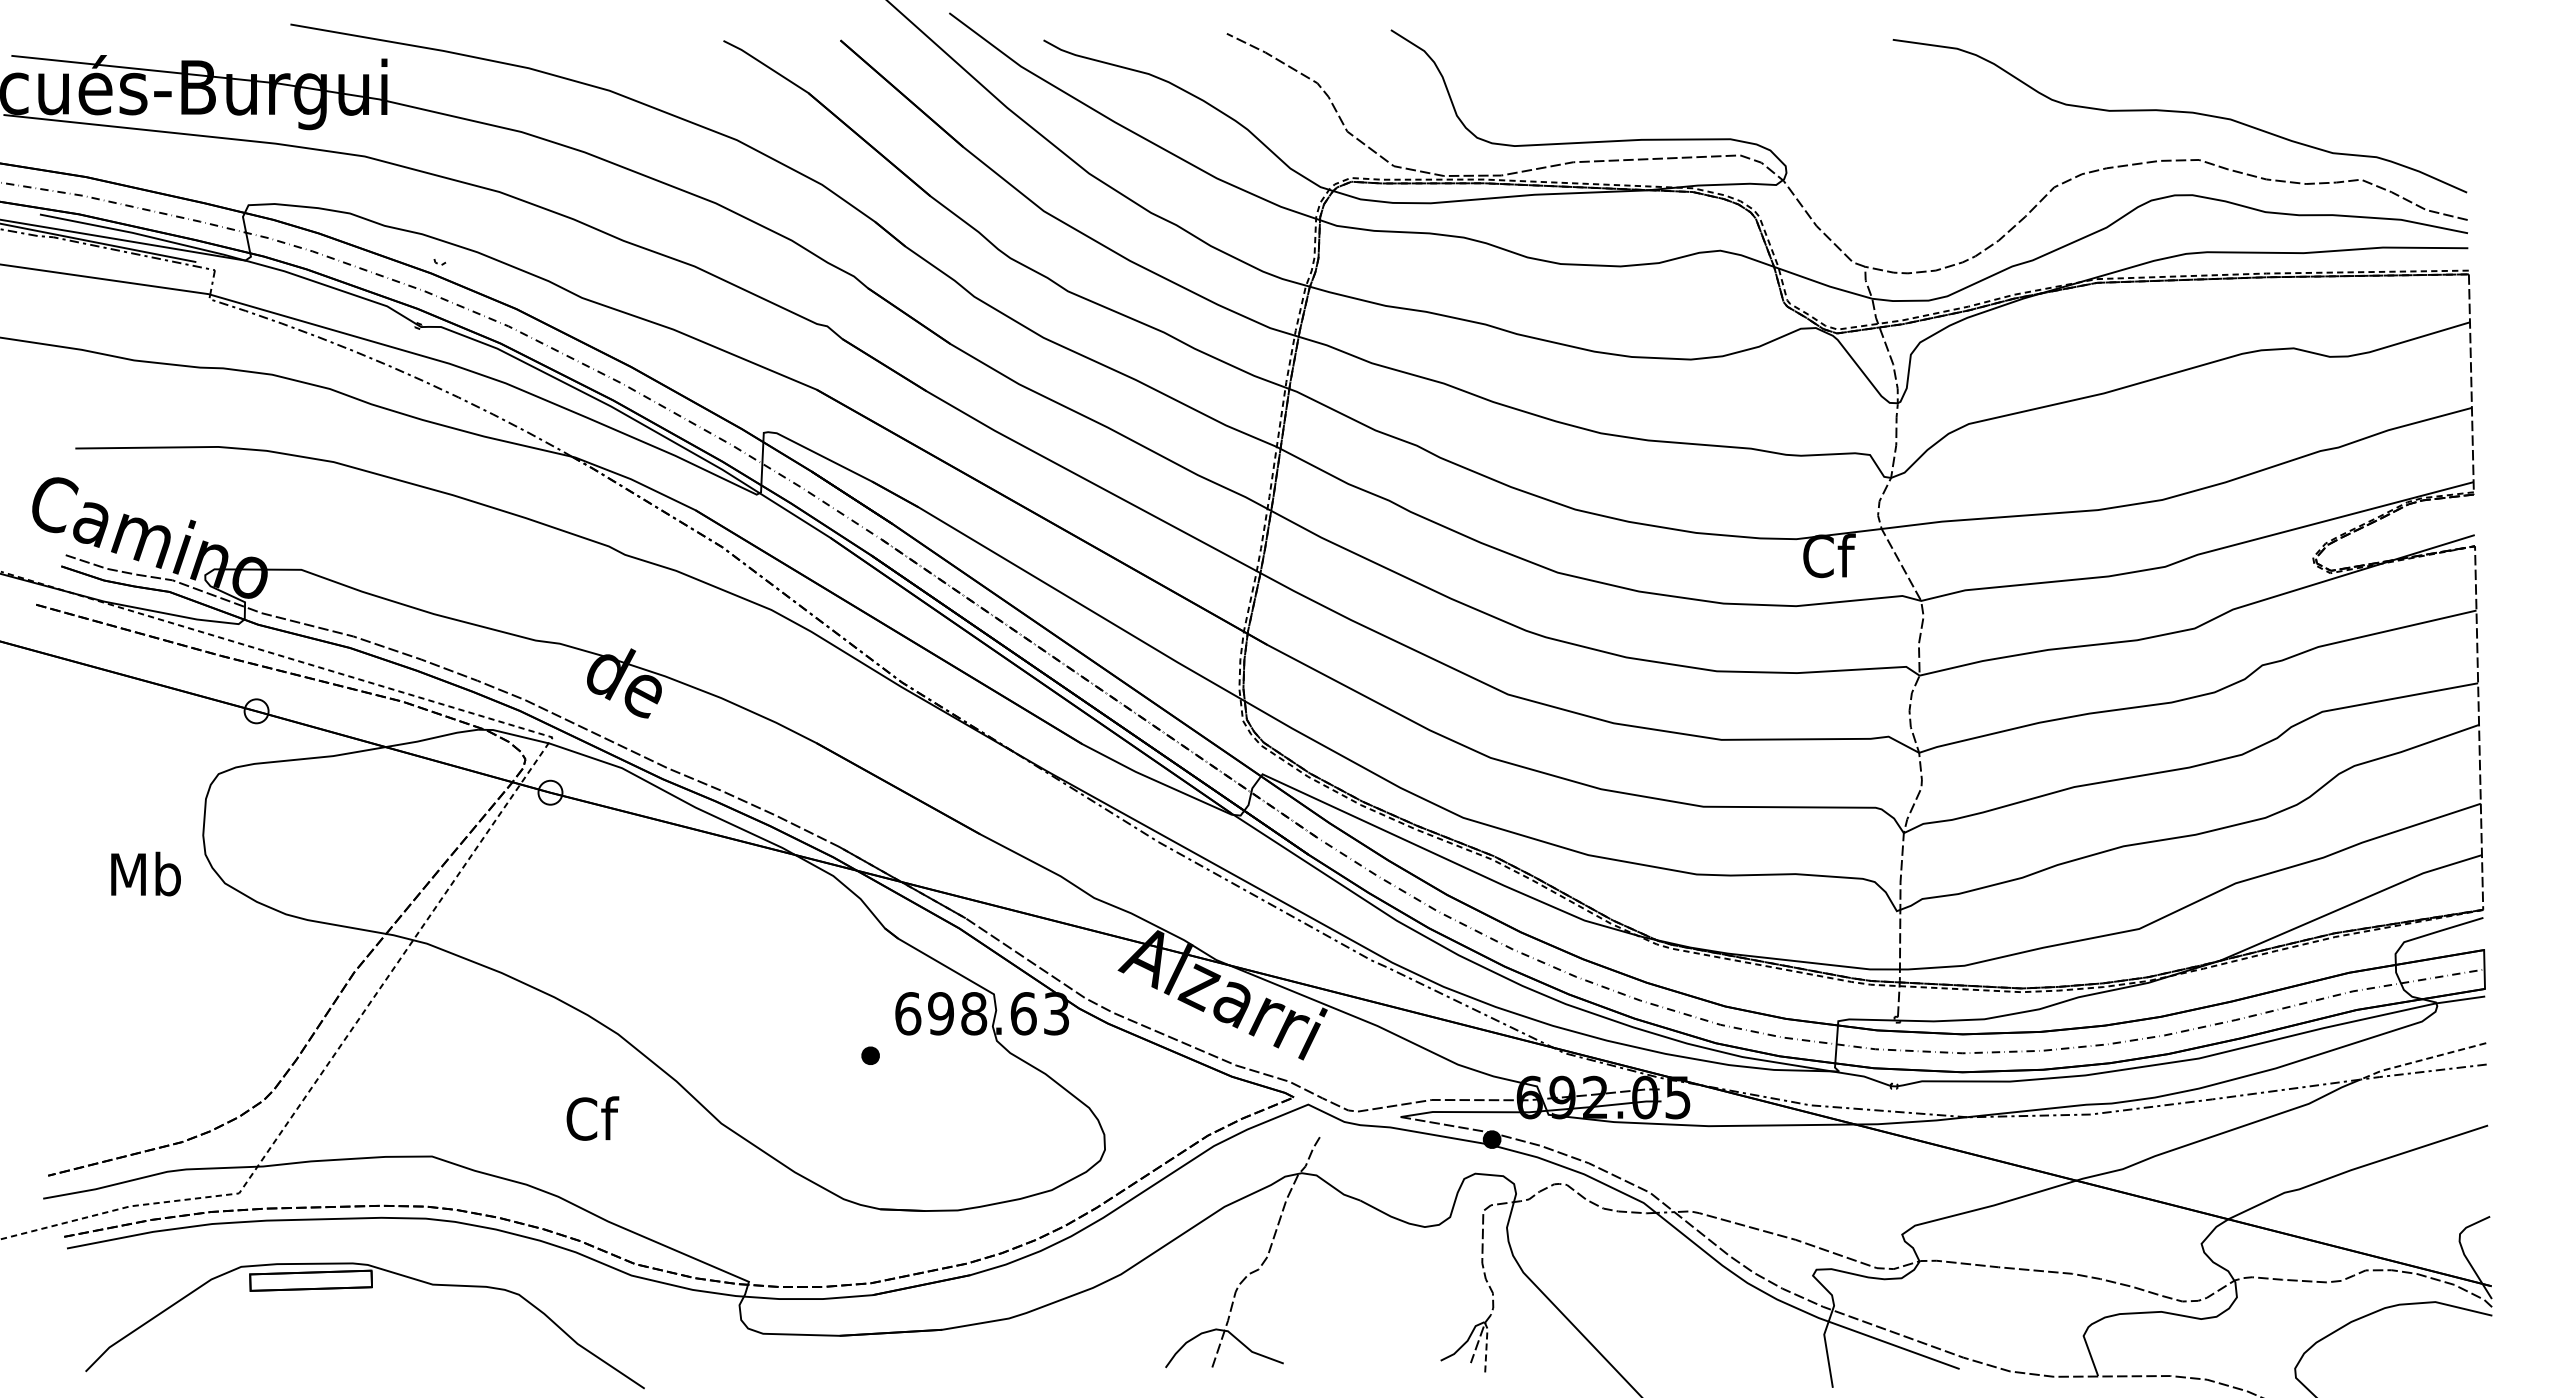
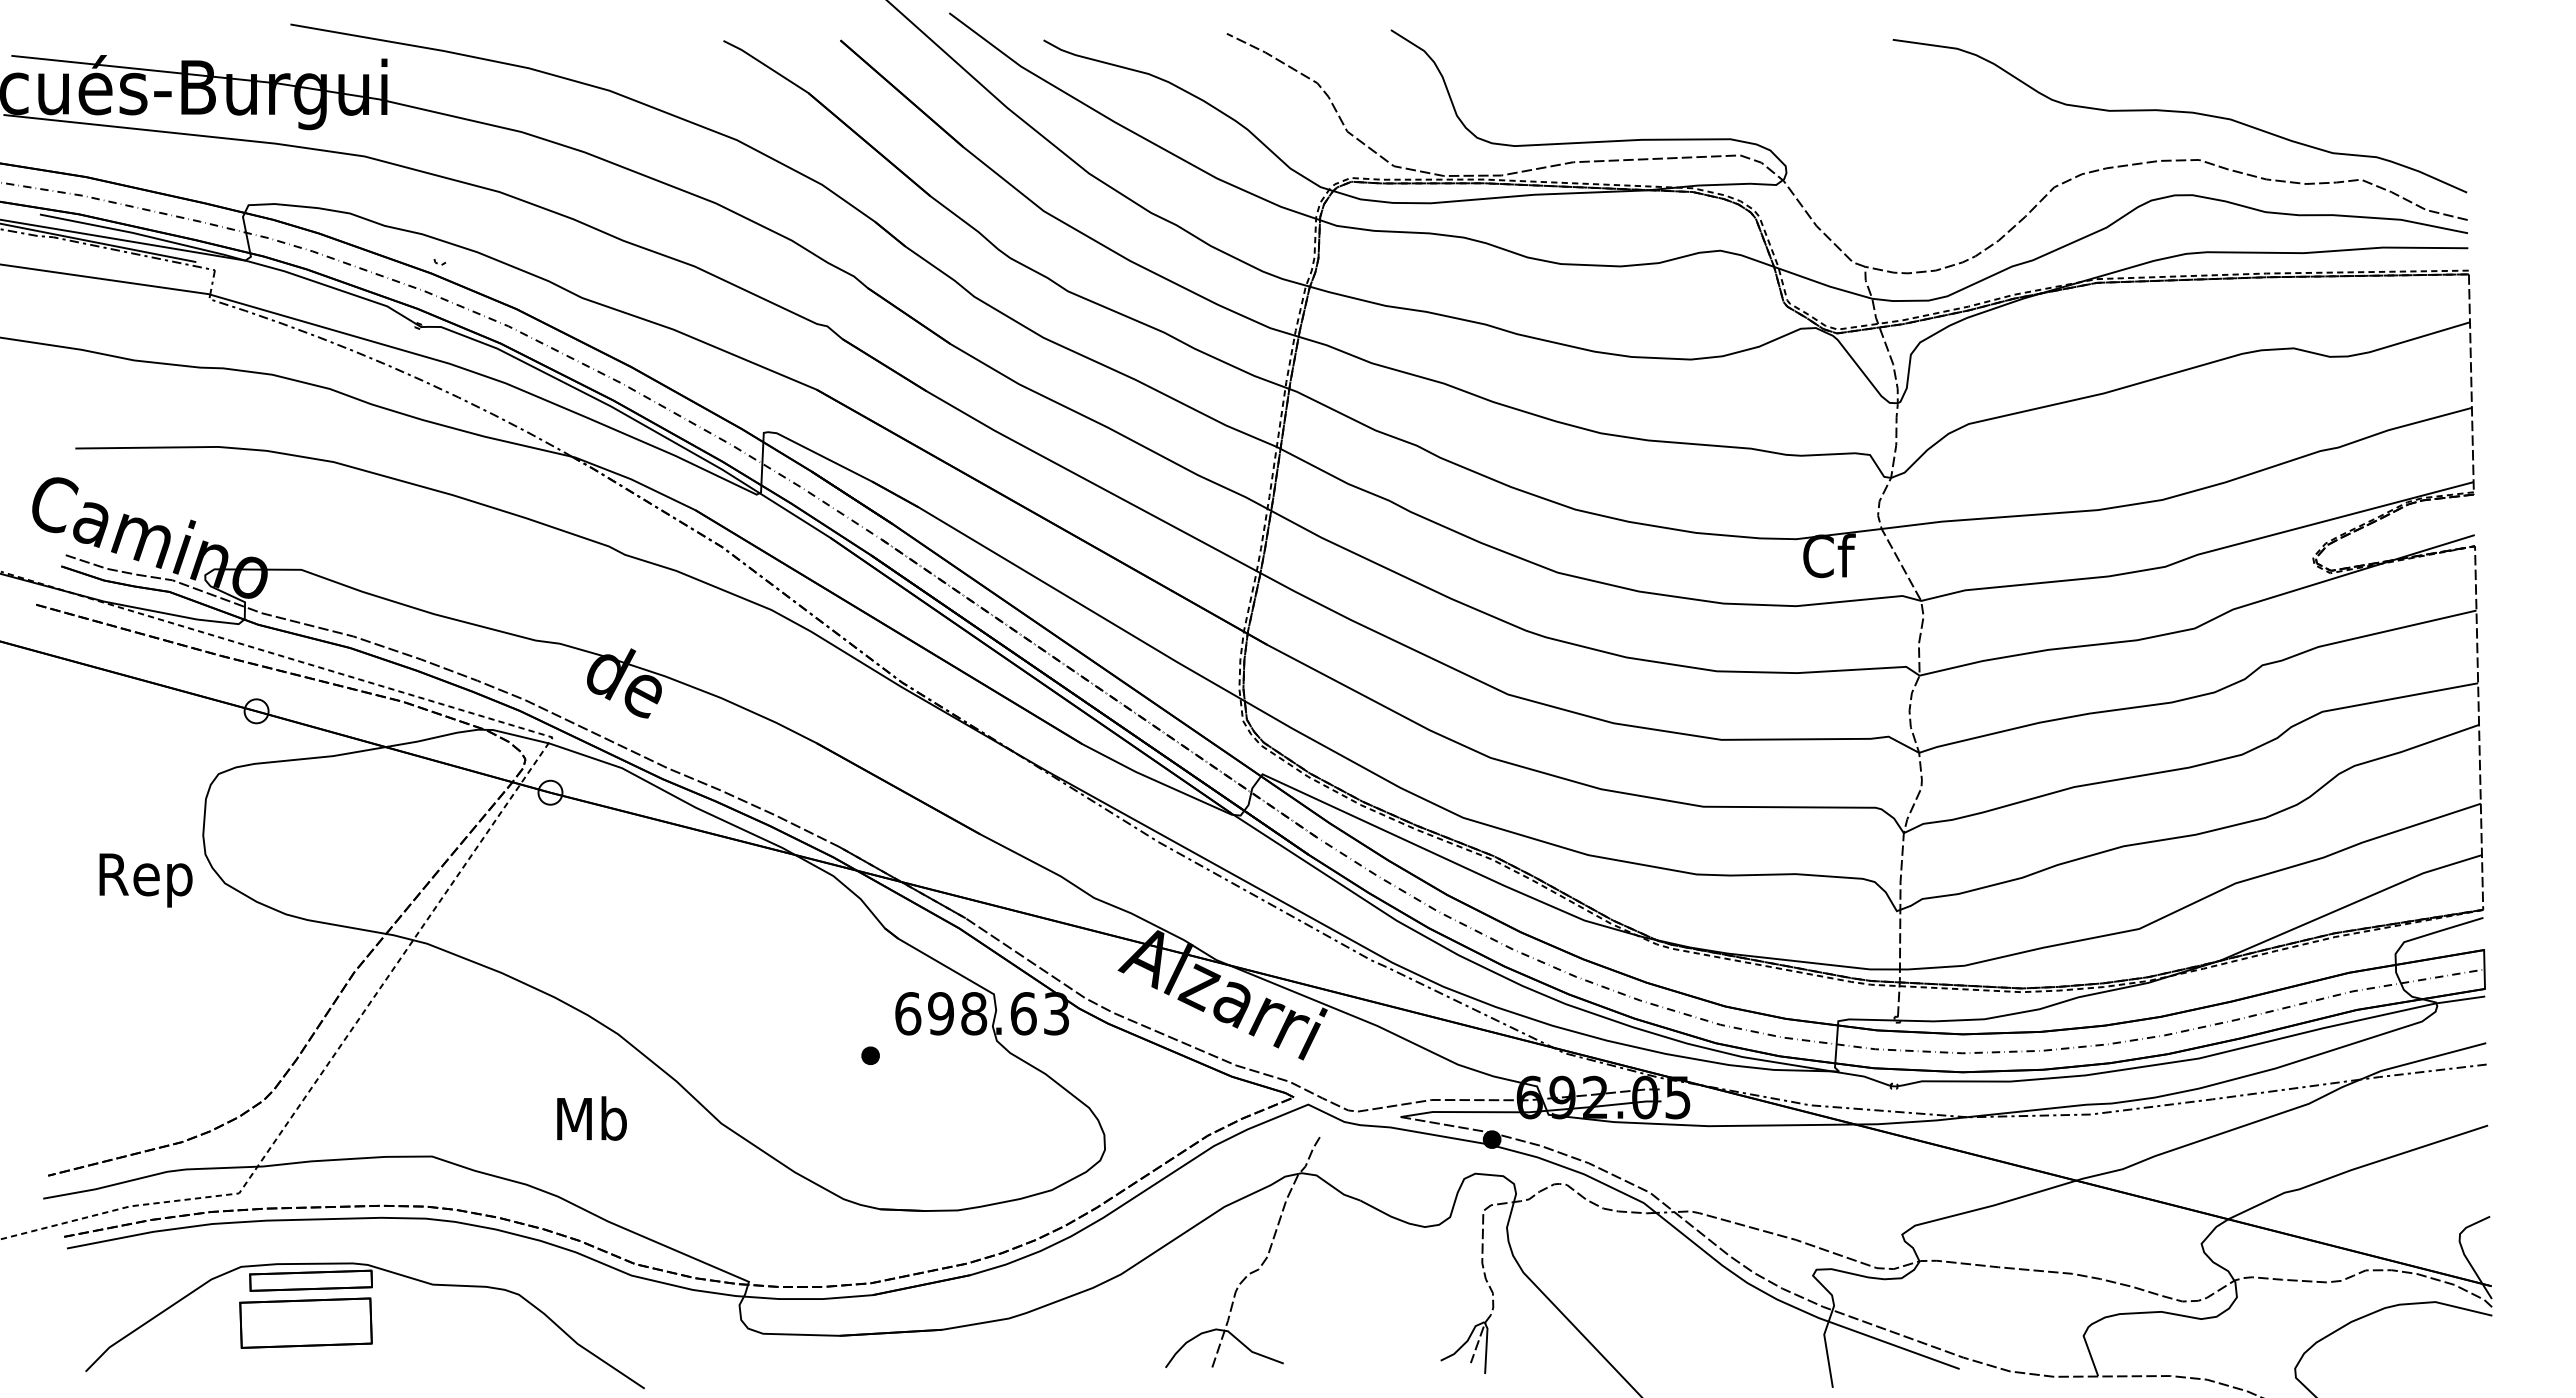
text: Mb -> Rep (145, 879)
line: dashed -> solid (2421, 1060)
text: Cf -> Mb (591, 1118)
part: none -> present (305, 1322)
line: dashed -> solid (1486, 1347)
